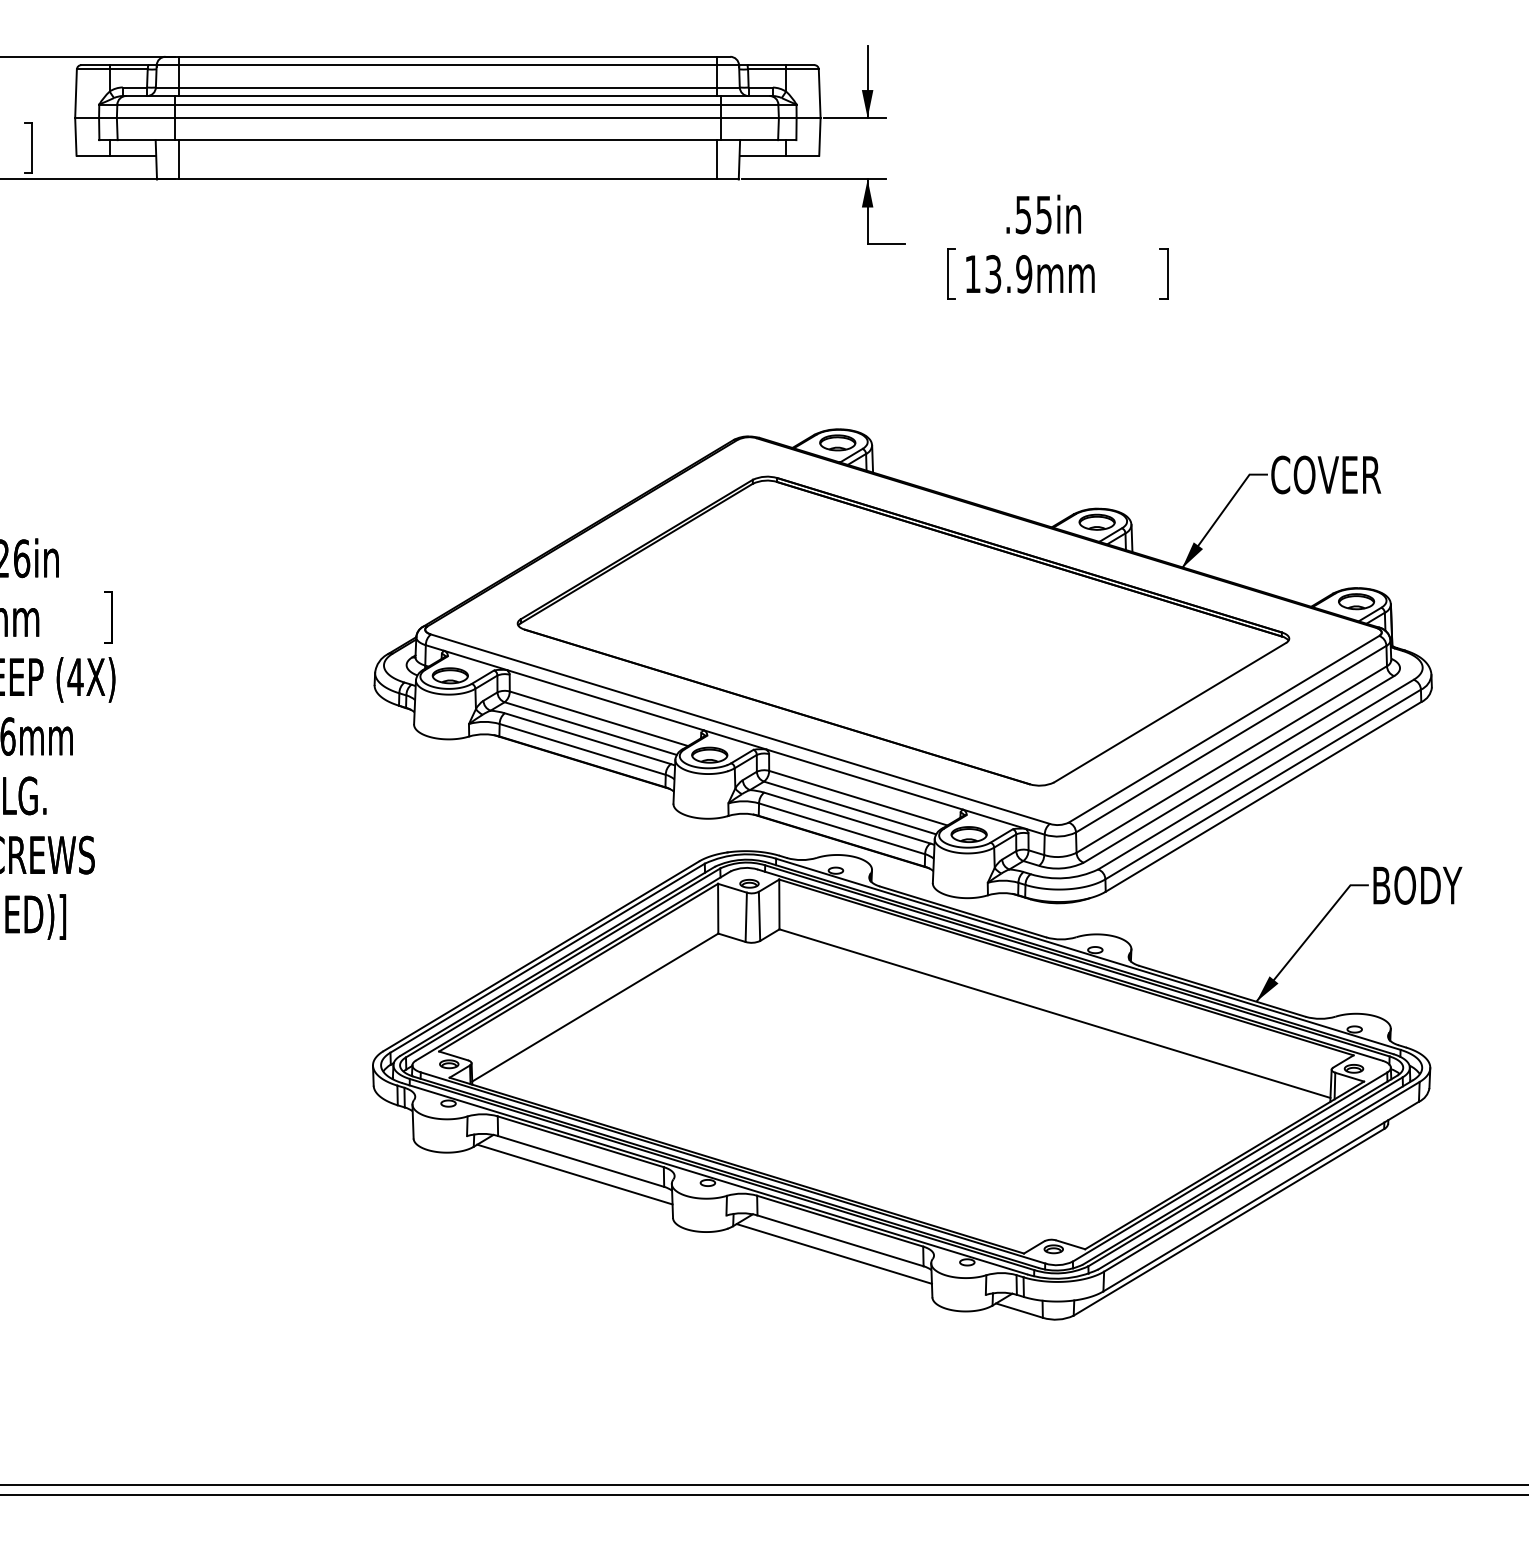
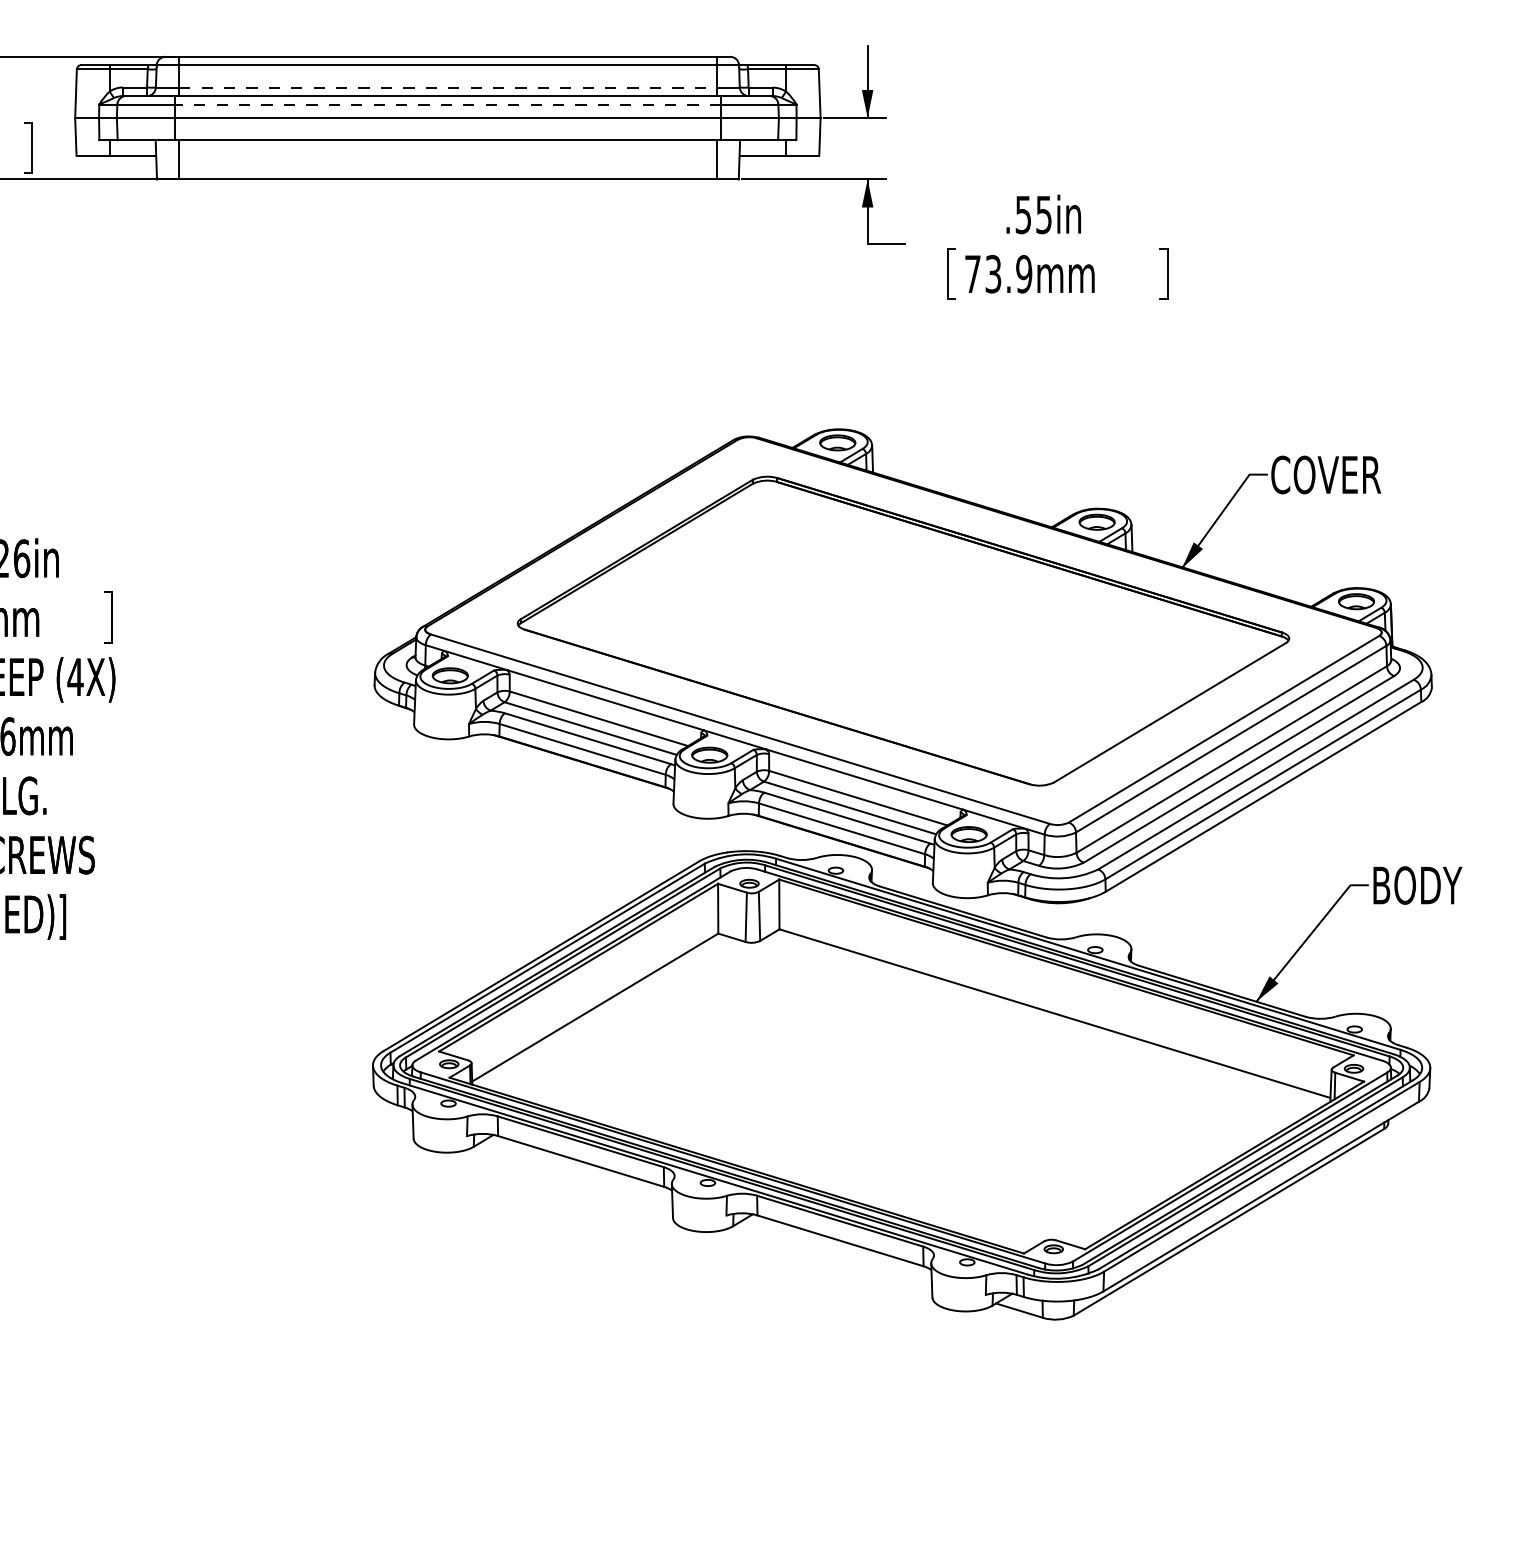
line: solid -> dashed (447, 87)
line: solid -> dashed (447, 104)
text: 13.9mm -> 73.9mm (972, 273)
line: present -> none (574, 1174)
line: present -> none (833, 1253)
line: present -> none (763, 1485)
line: present -> none (763, 1494)
